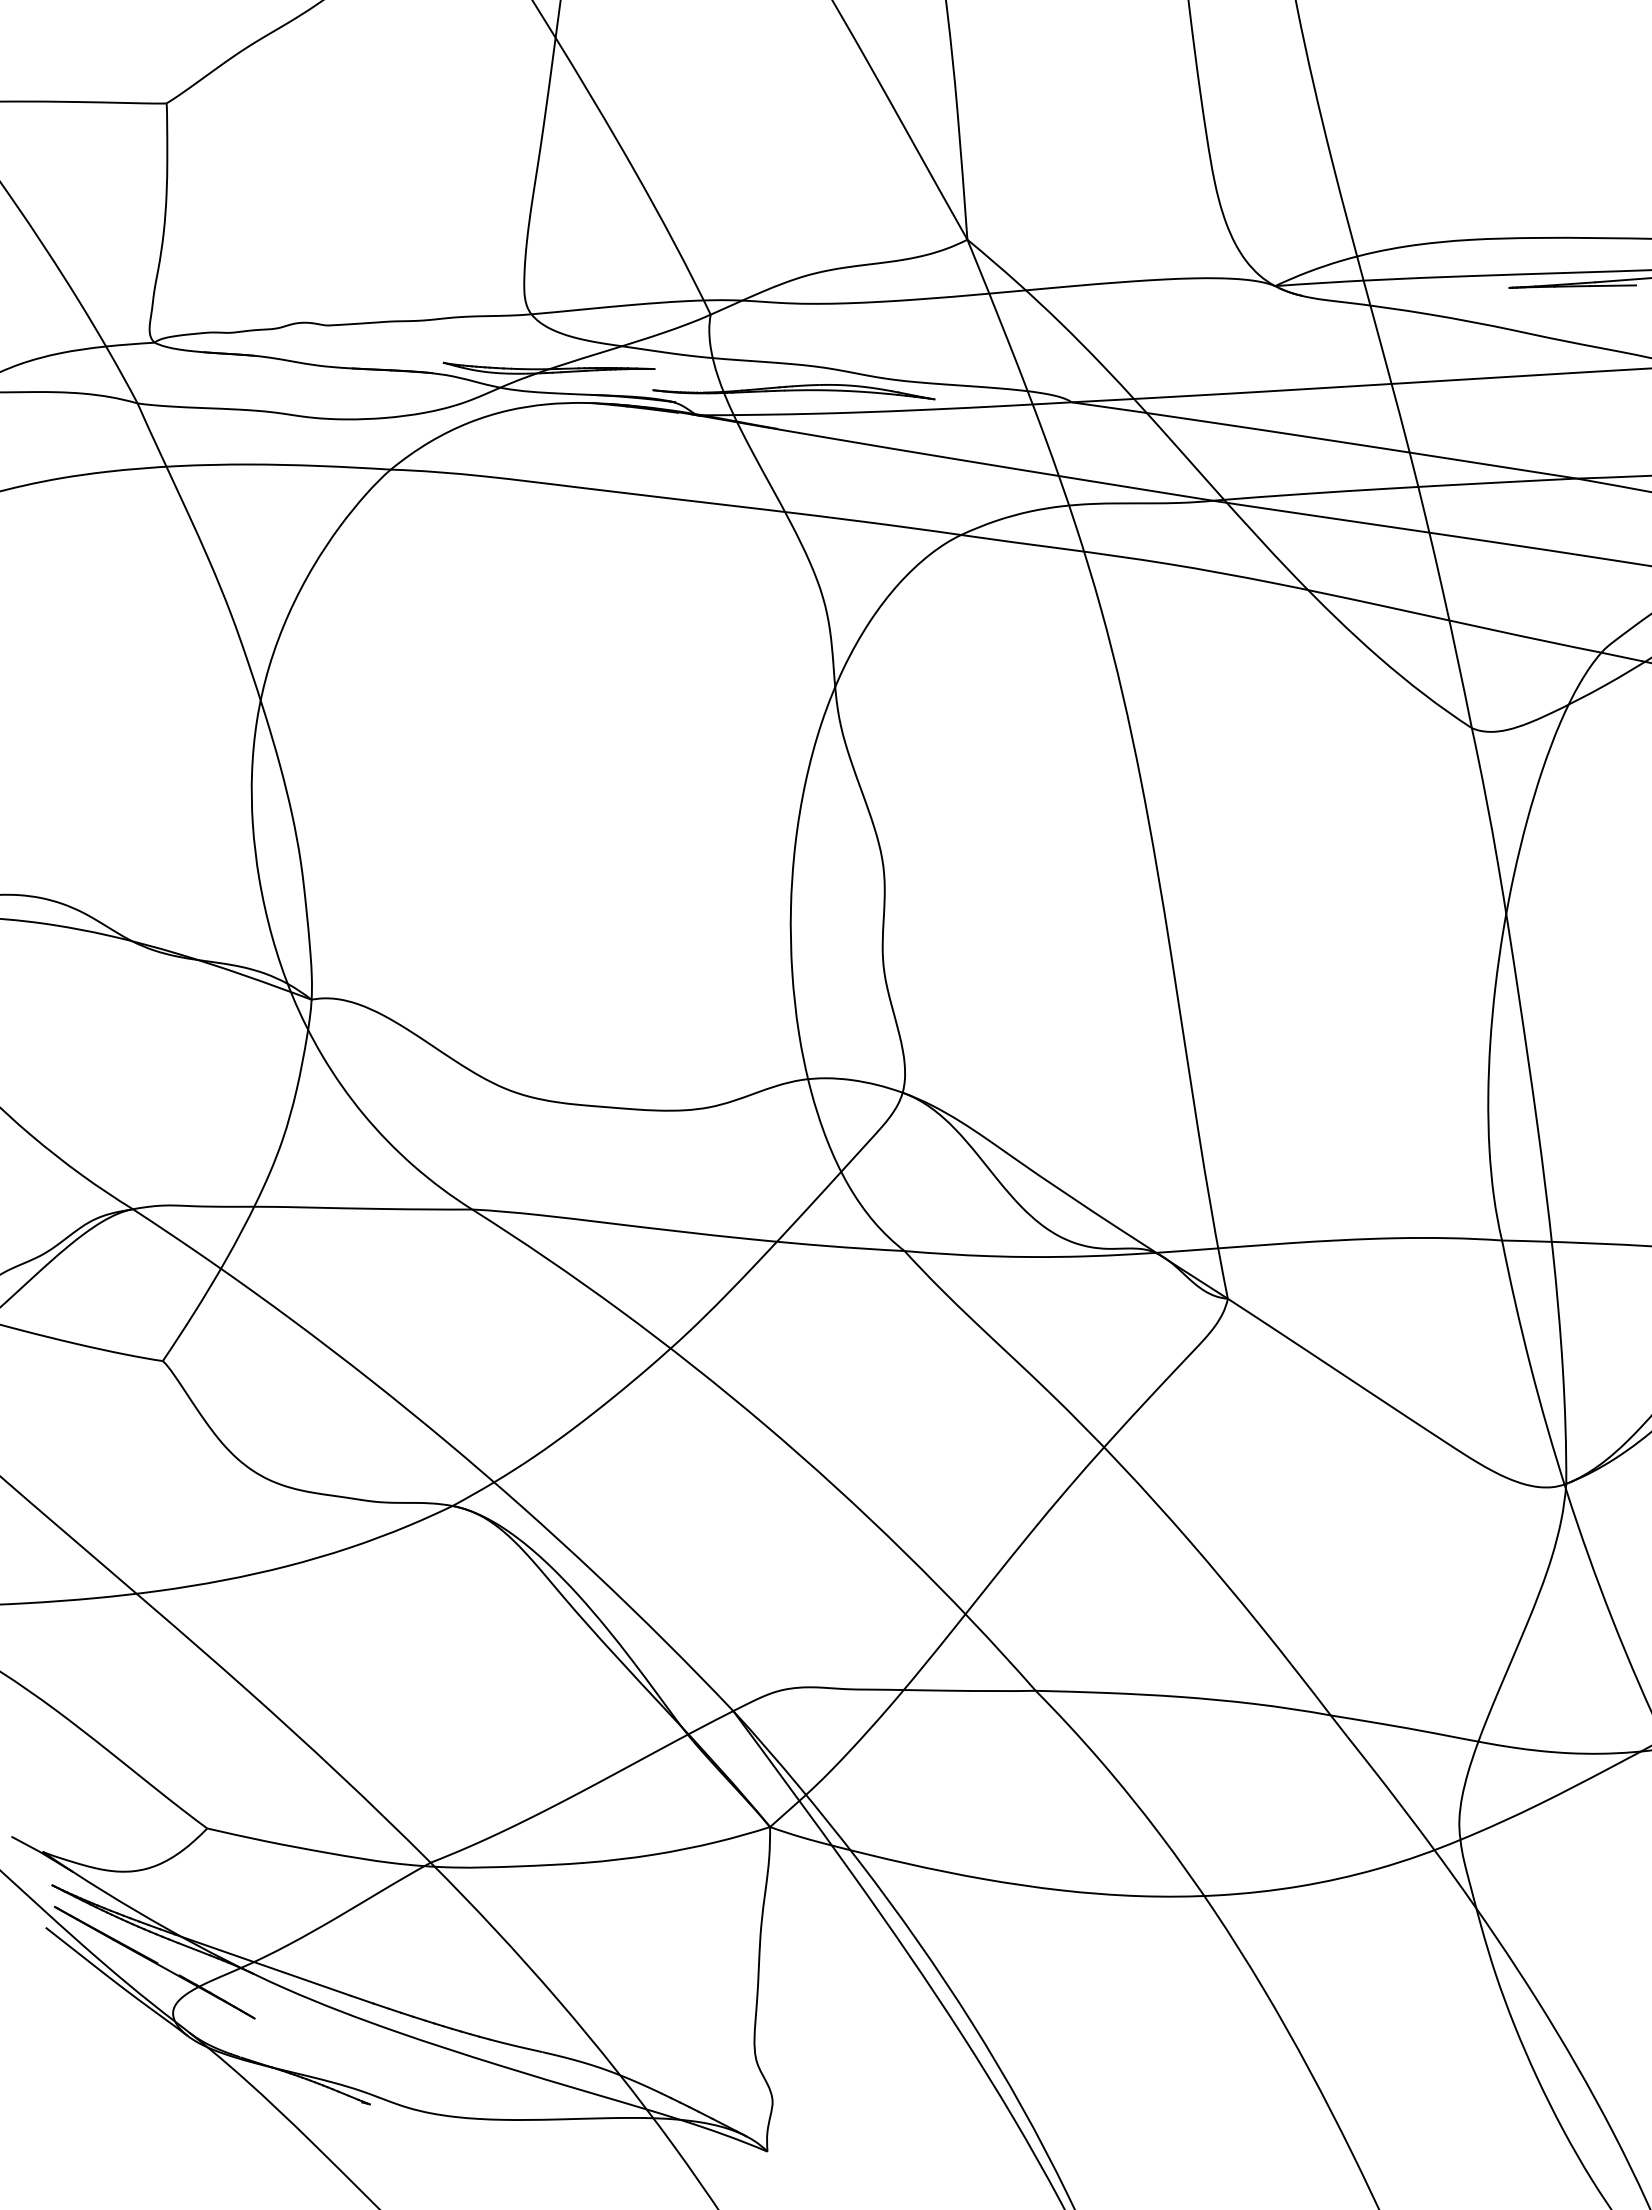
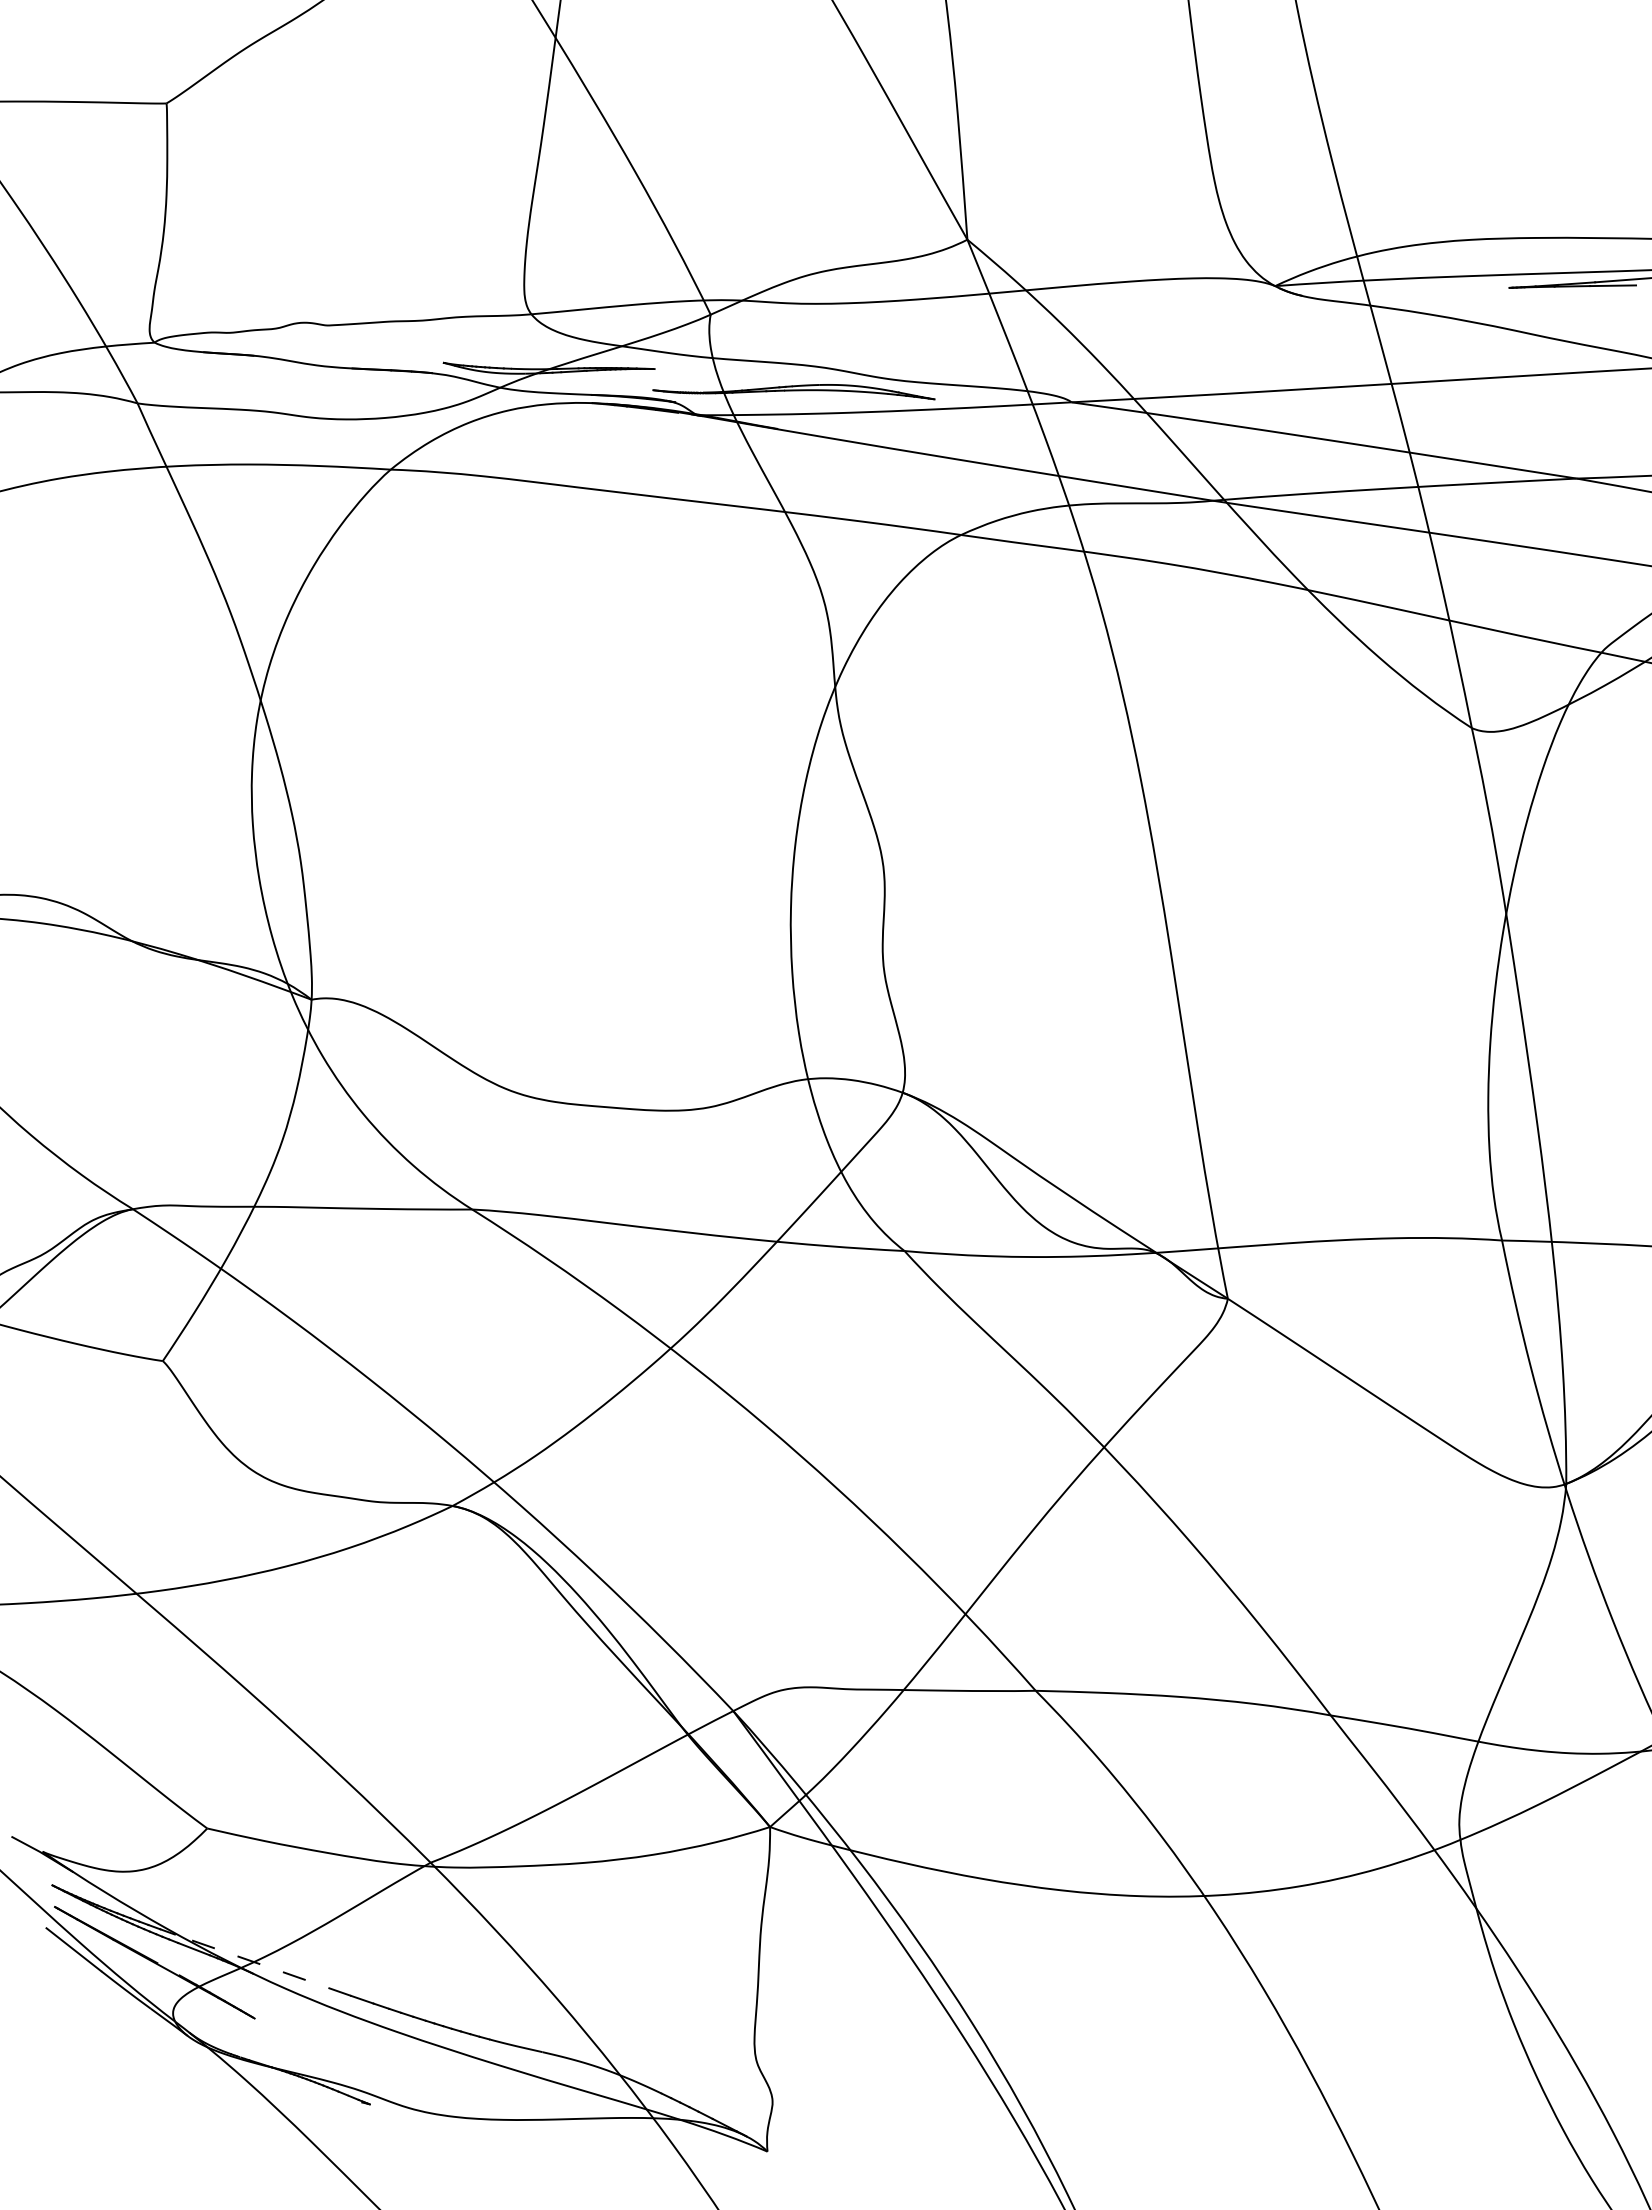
line: solid -> dashed (262, 1965)
